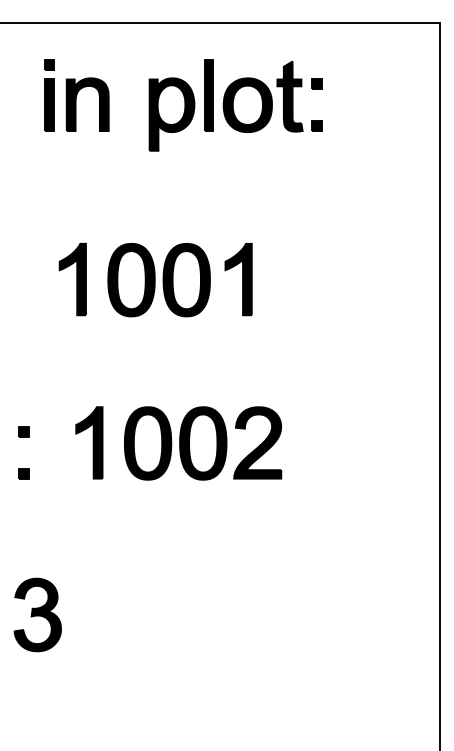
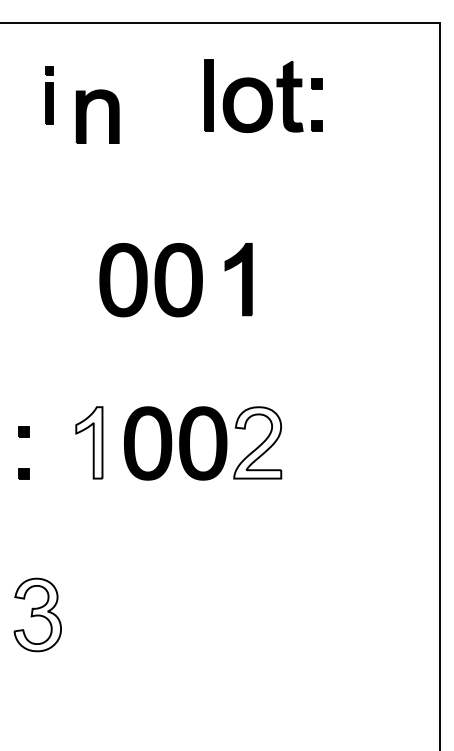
part size: 11x73 px -> 9x59 px (49, 95)
part position: (76, 104) -> (86, 116) (86, 116)
part: present -> none (171, 114)
part: present -> none (72, 279)
part position: (158, 280) -> (150, 280) (150, 280)
fill: present -> none (89, 442)
fill: present -> none (257, 442)
fill: present -> none (37, 614)
